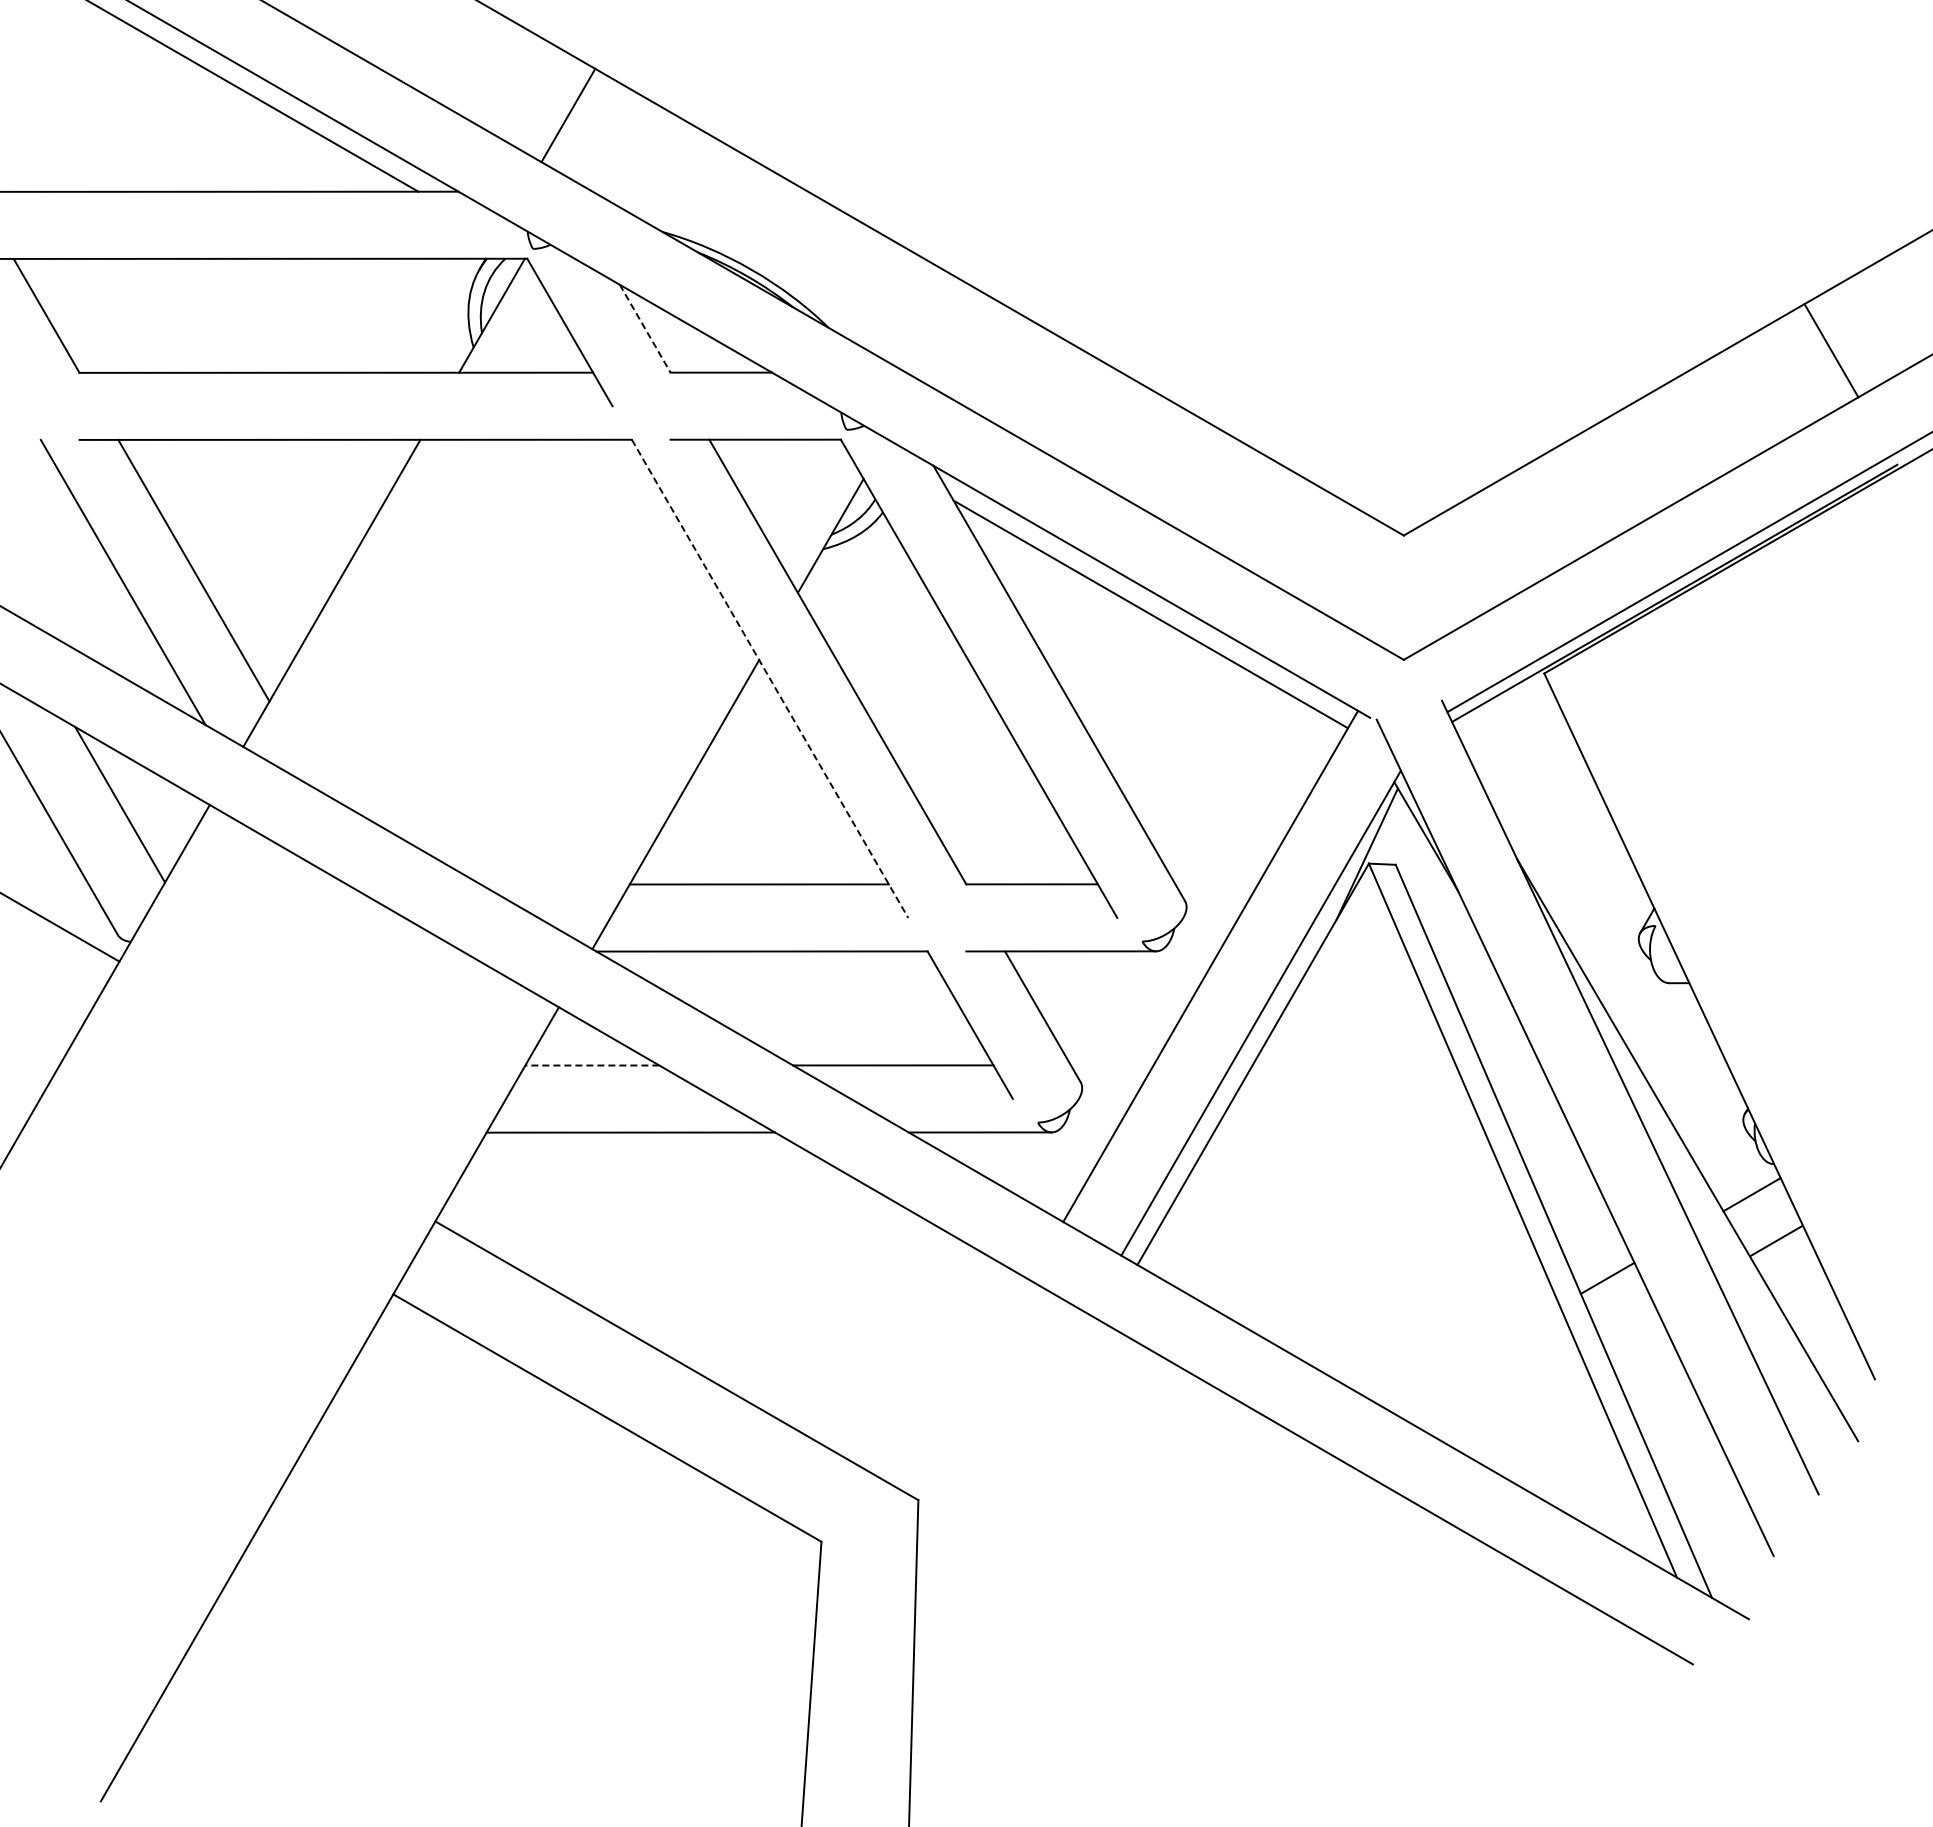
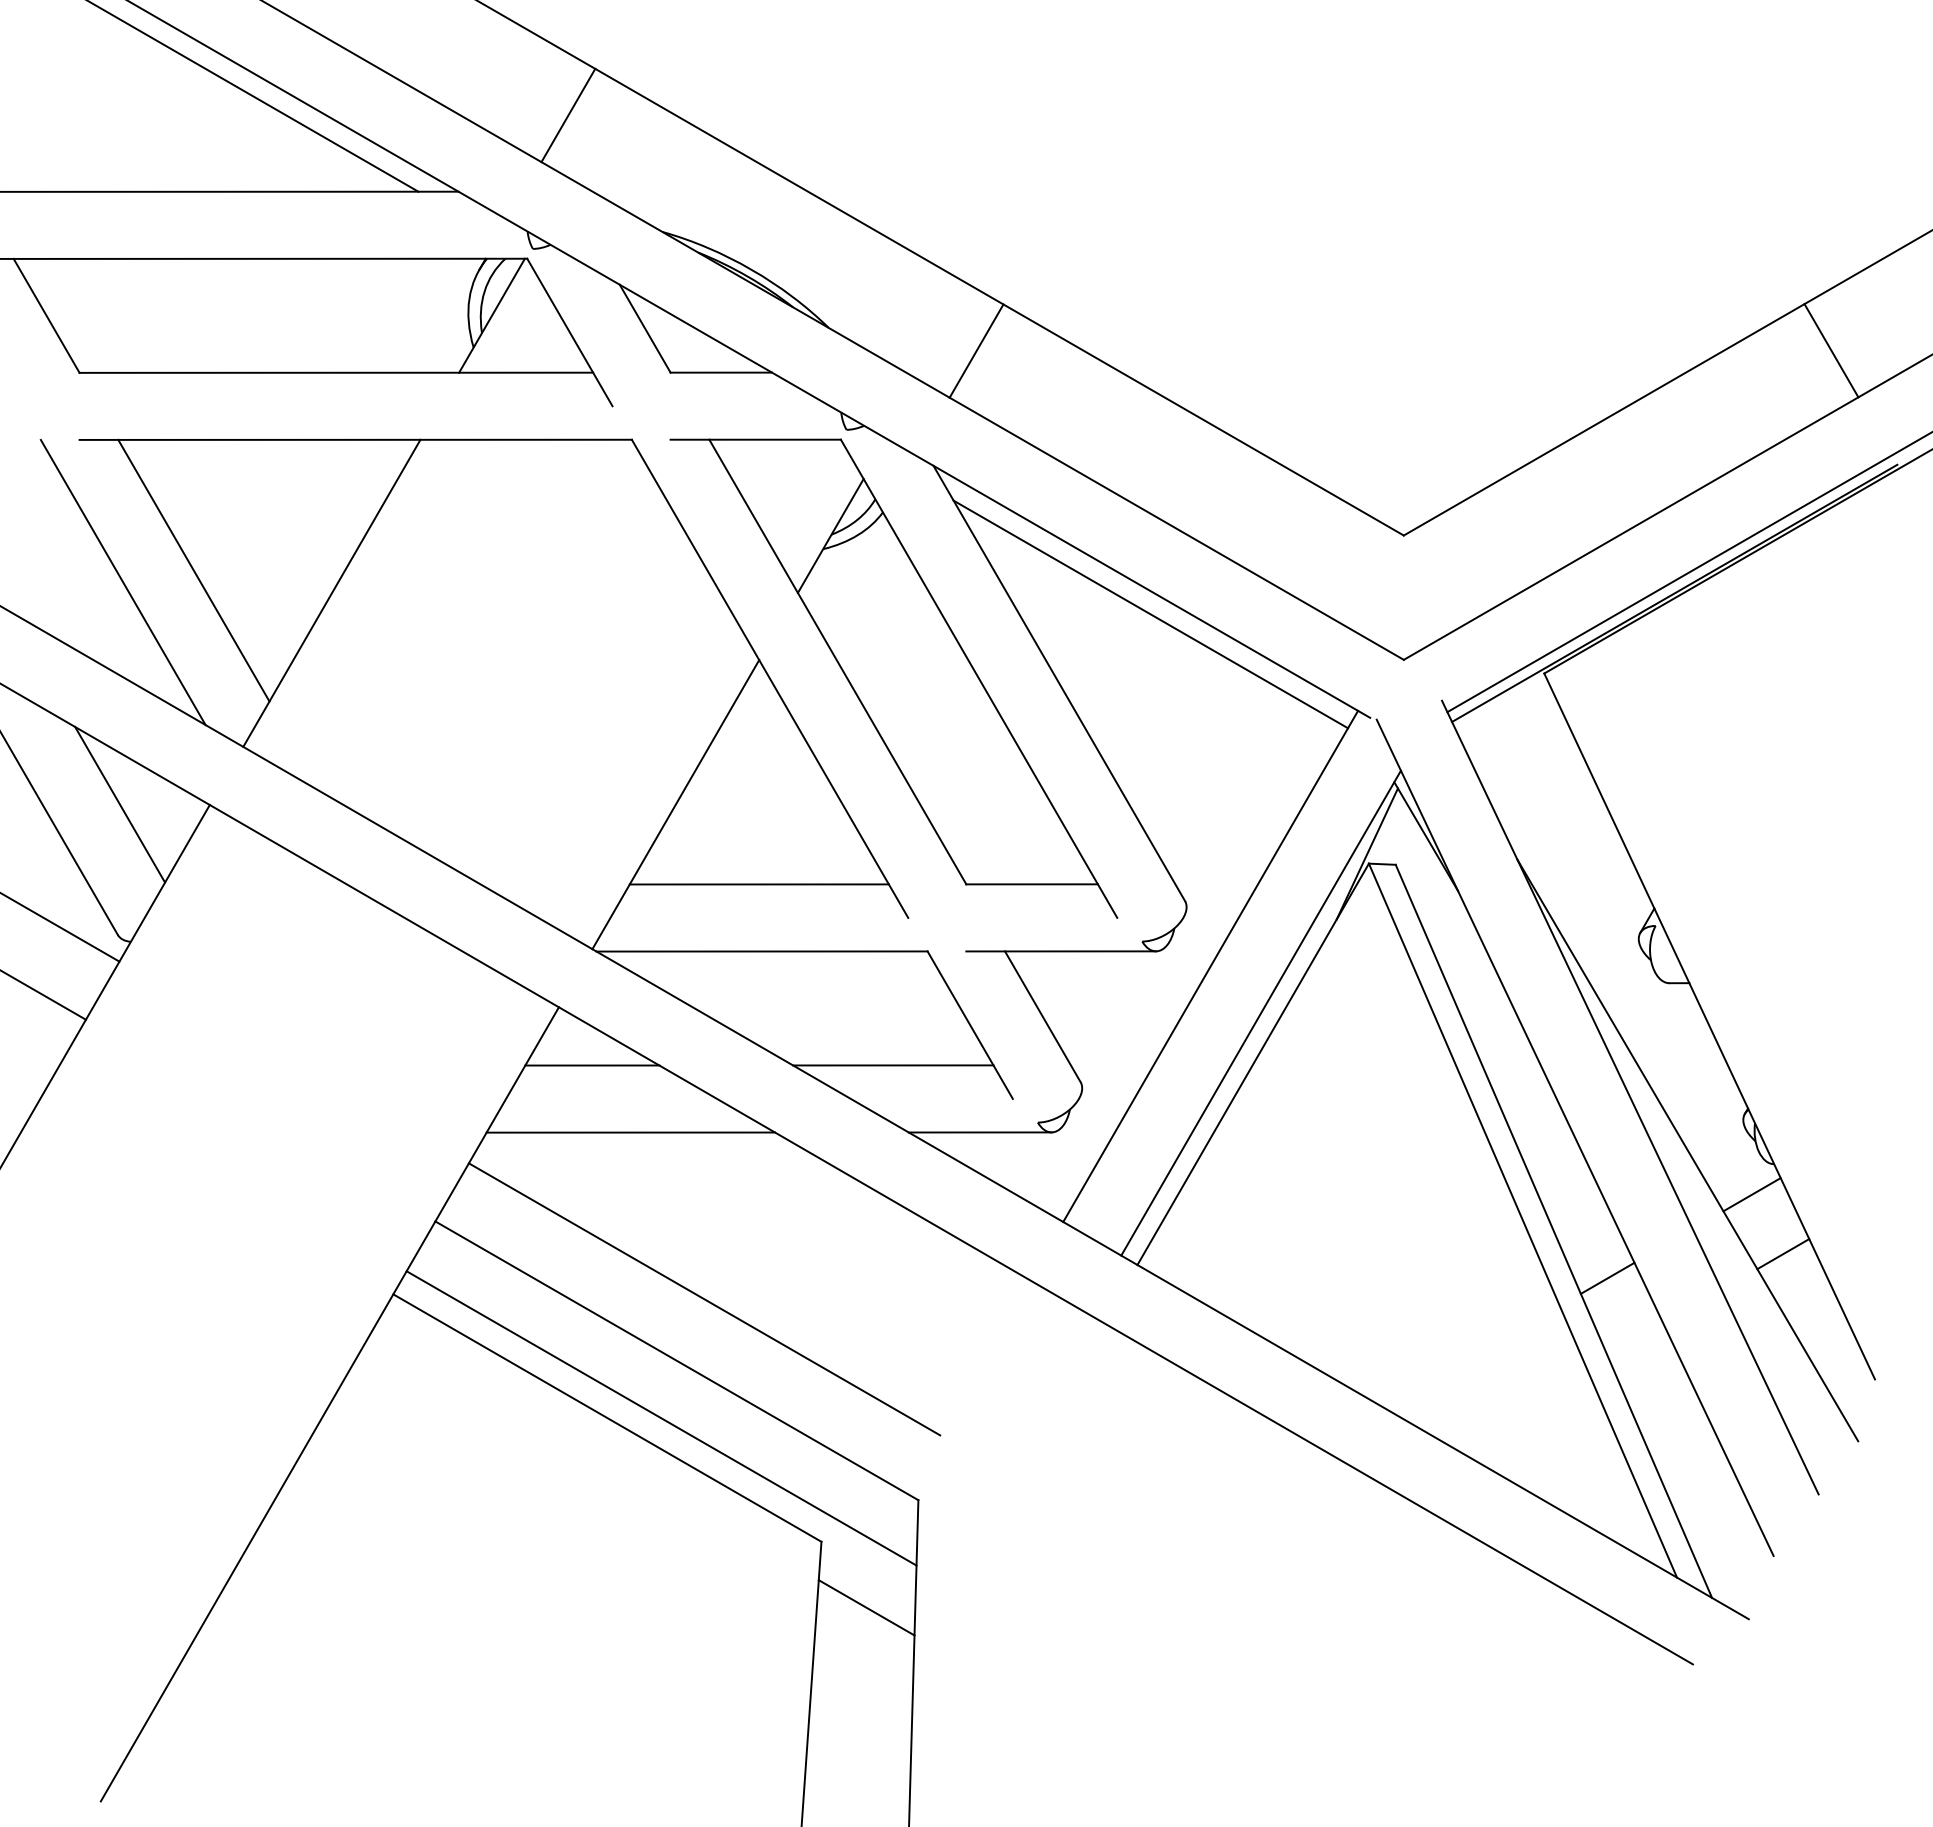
line: dashed -> solid (645, 328)
line: none -> present (976, 350)
line: dashed -> solid (770, 679)
line: none -> present (43, 995)
line: dashed -> solid (591, 1065)
line position: (1776, 1241) -> (1783, 1254) (1783, 1254)
line: none -> present (704, 1299)
line: none -> present (661, 1418)
line: none -> present (866, 1607)
